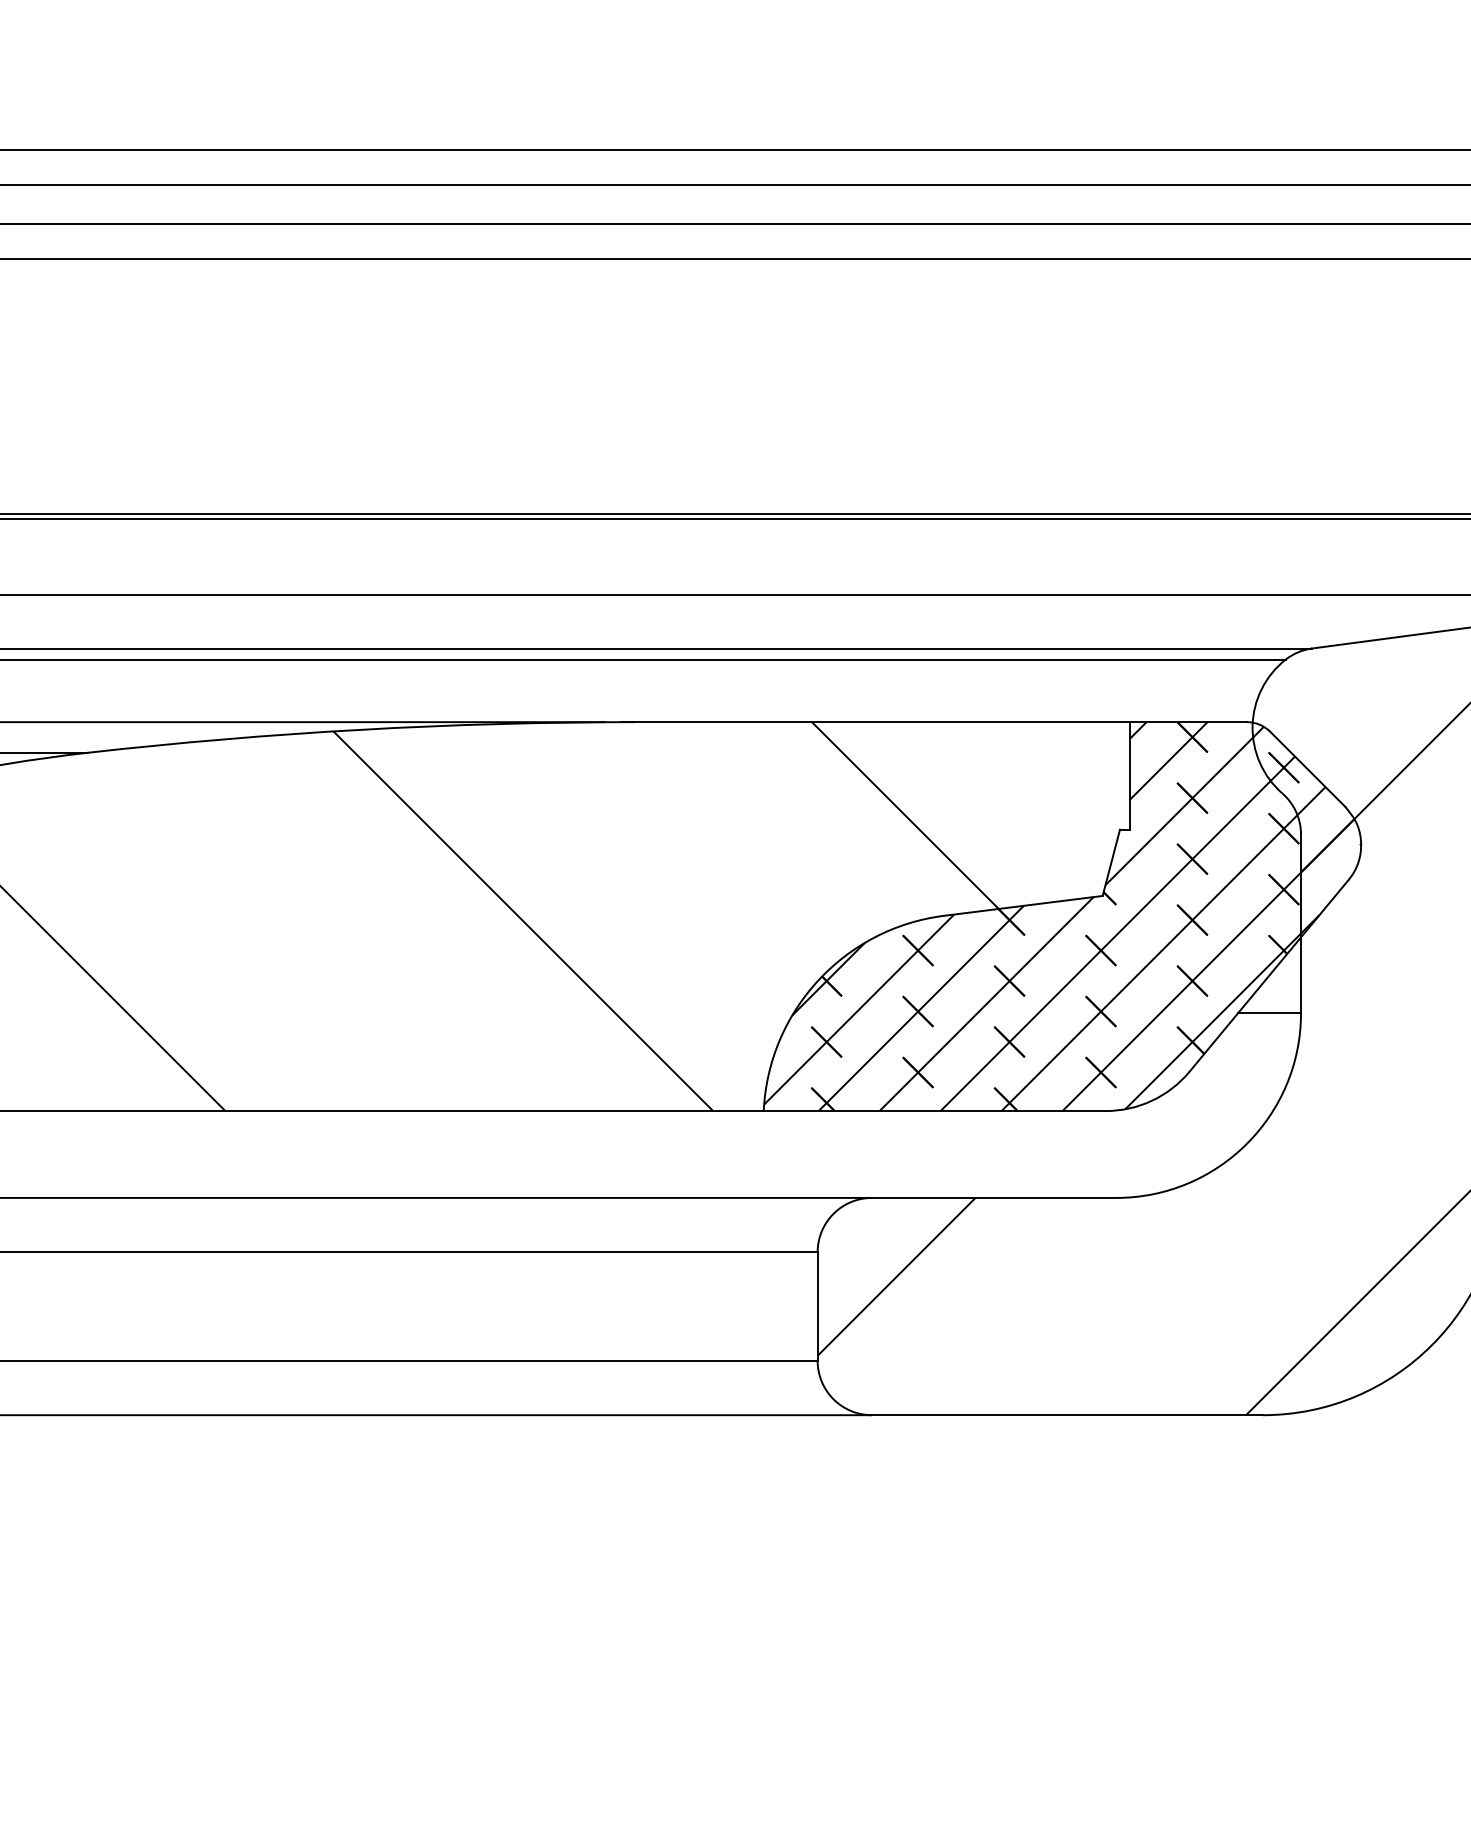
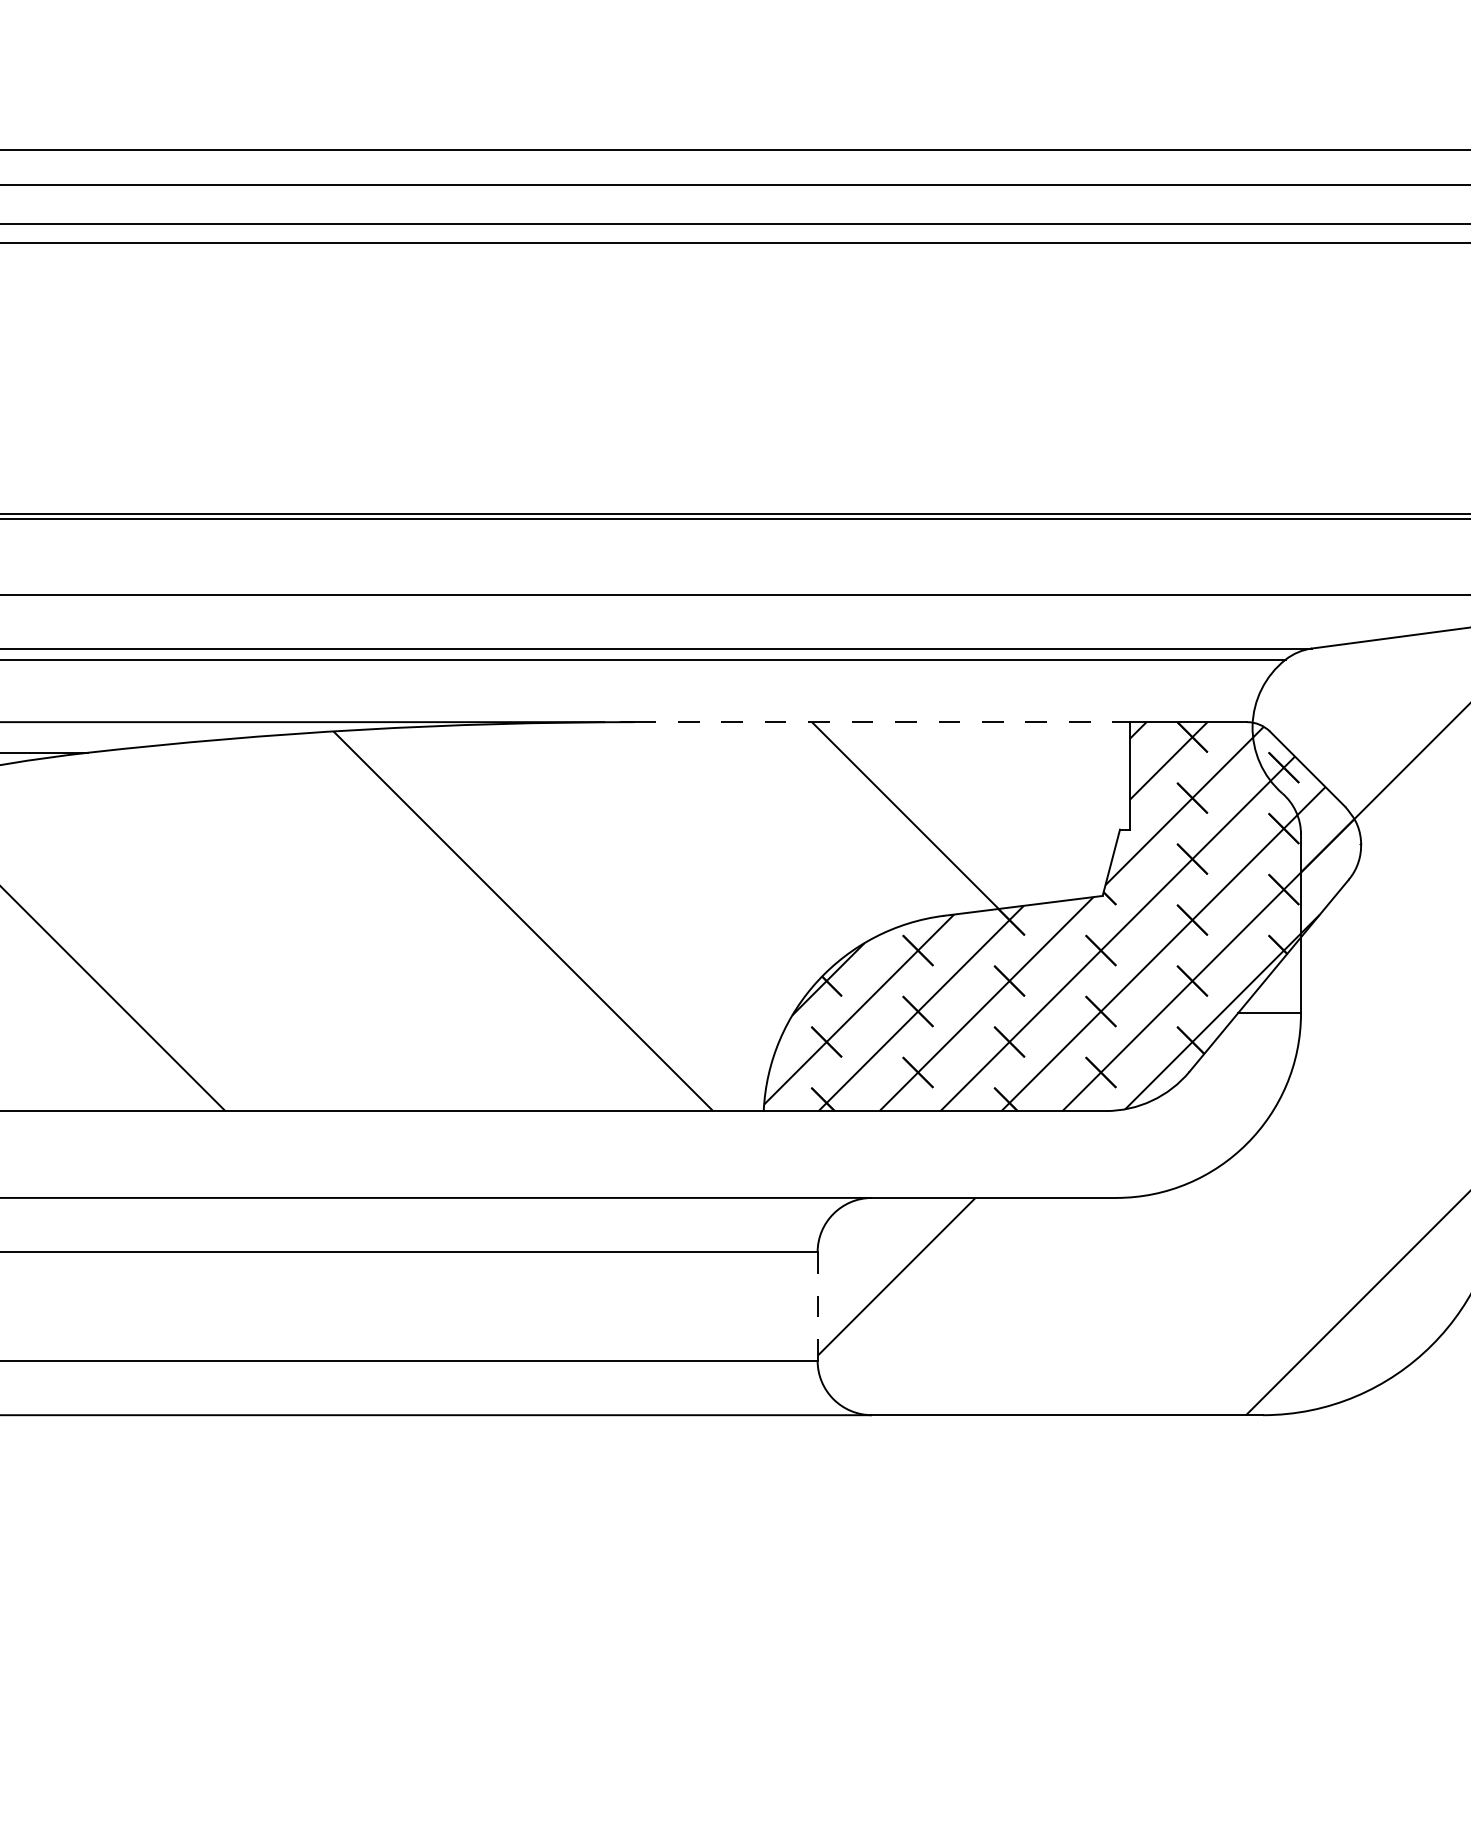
line position: (734, 258) -> (734, 242) (734, 242)
line: solid -> dashed (882, 722)
line: solid -> dashed (817, 1307)
